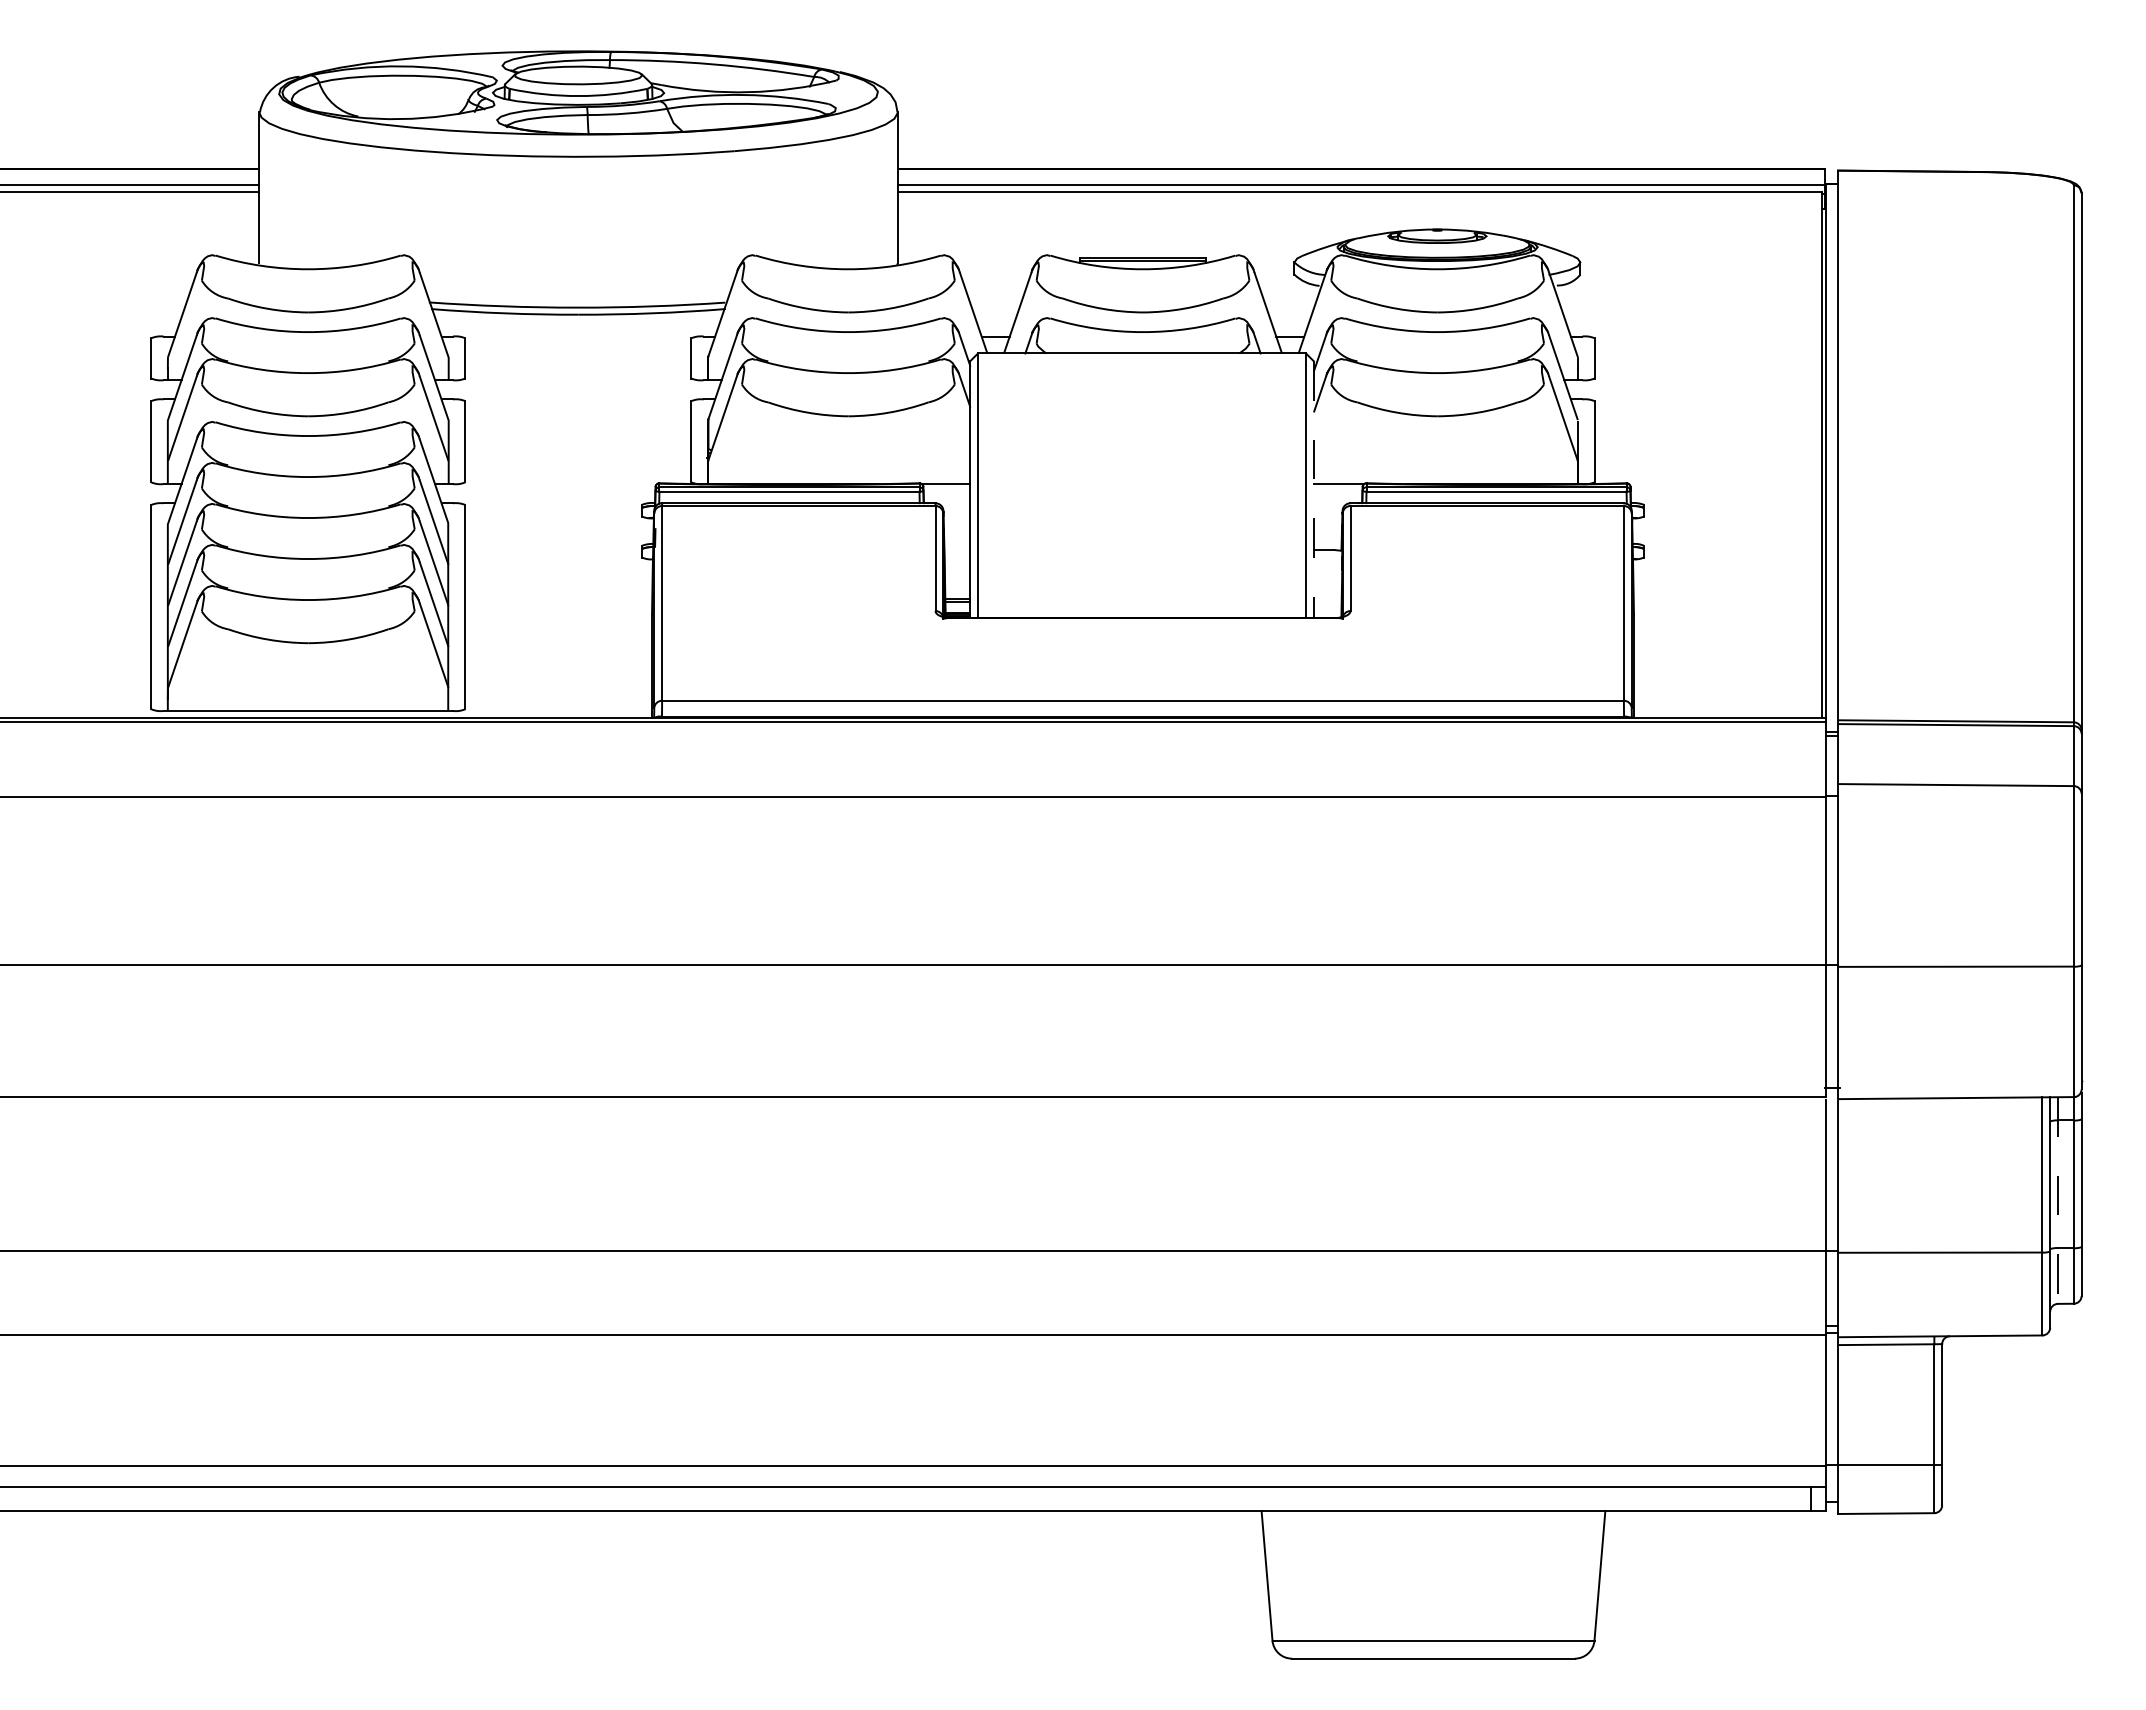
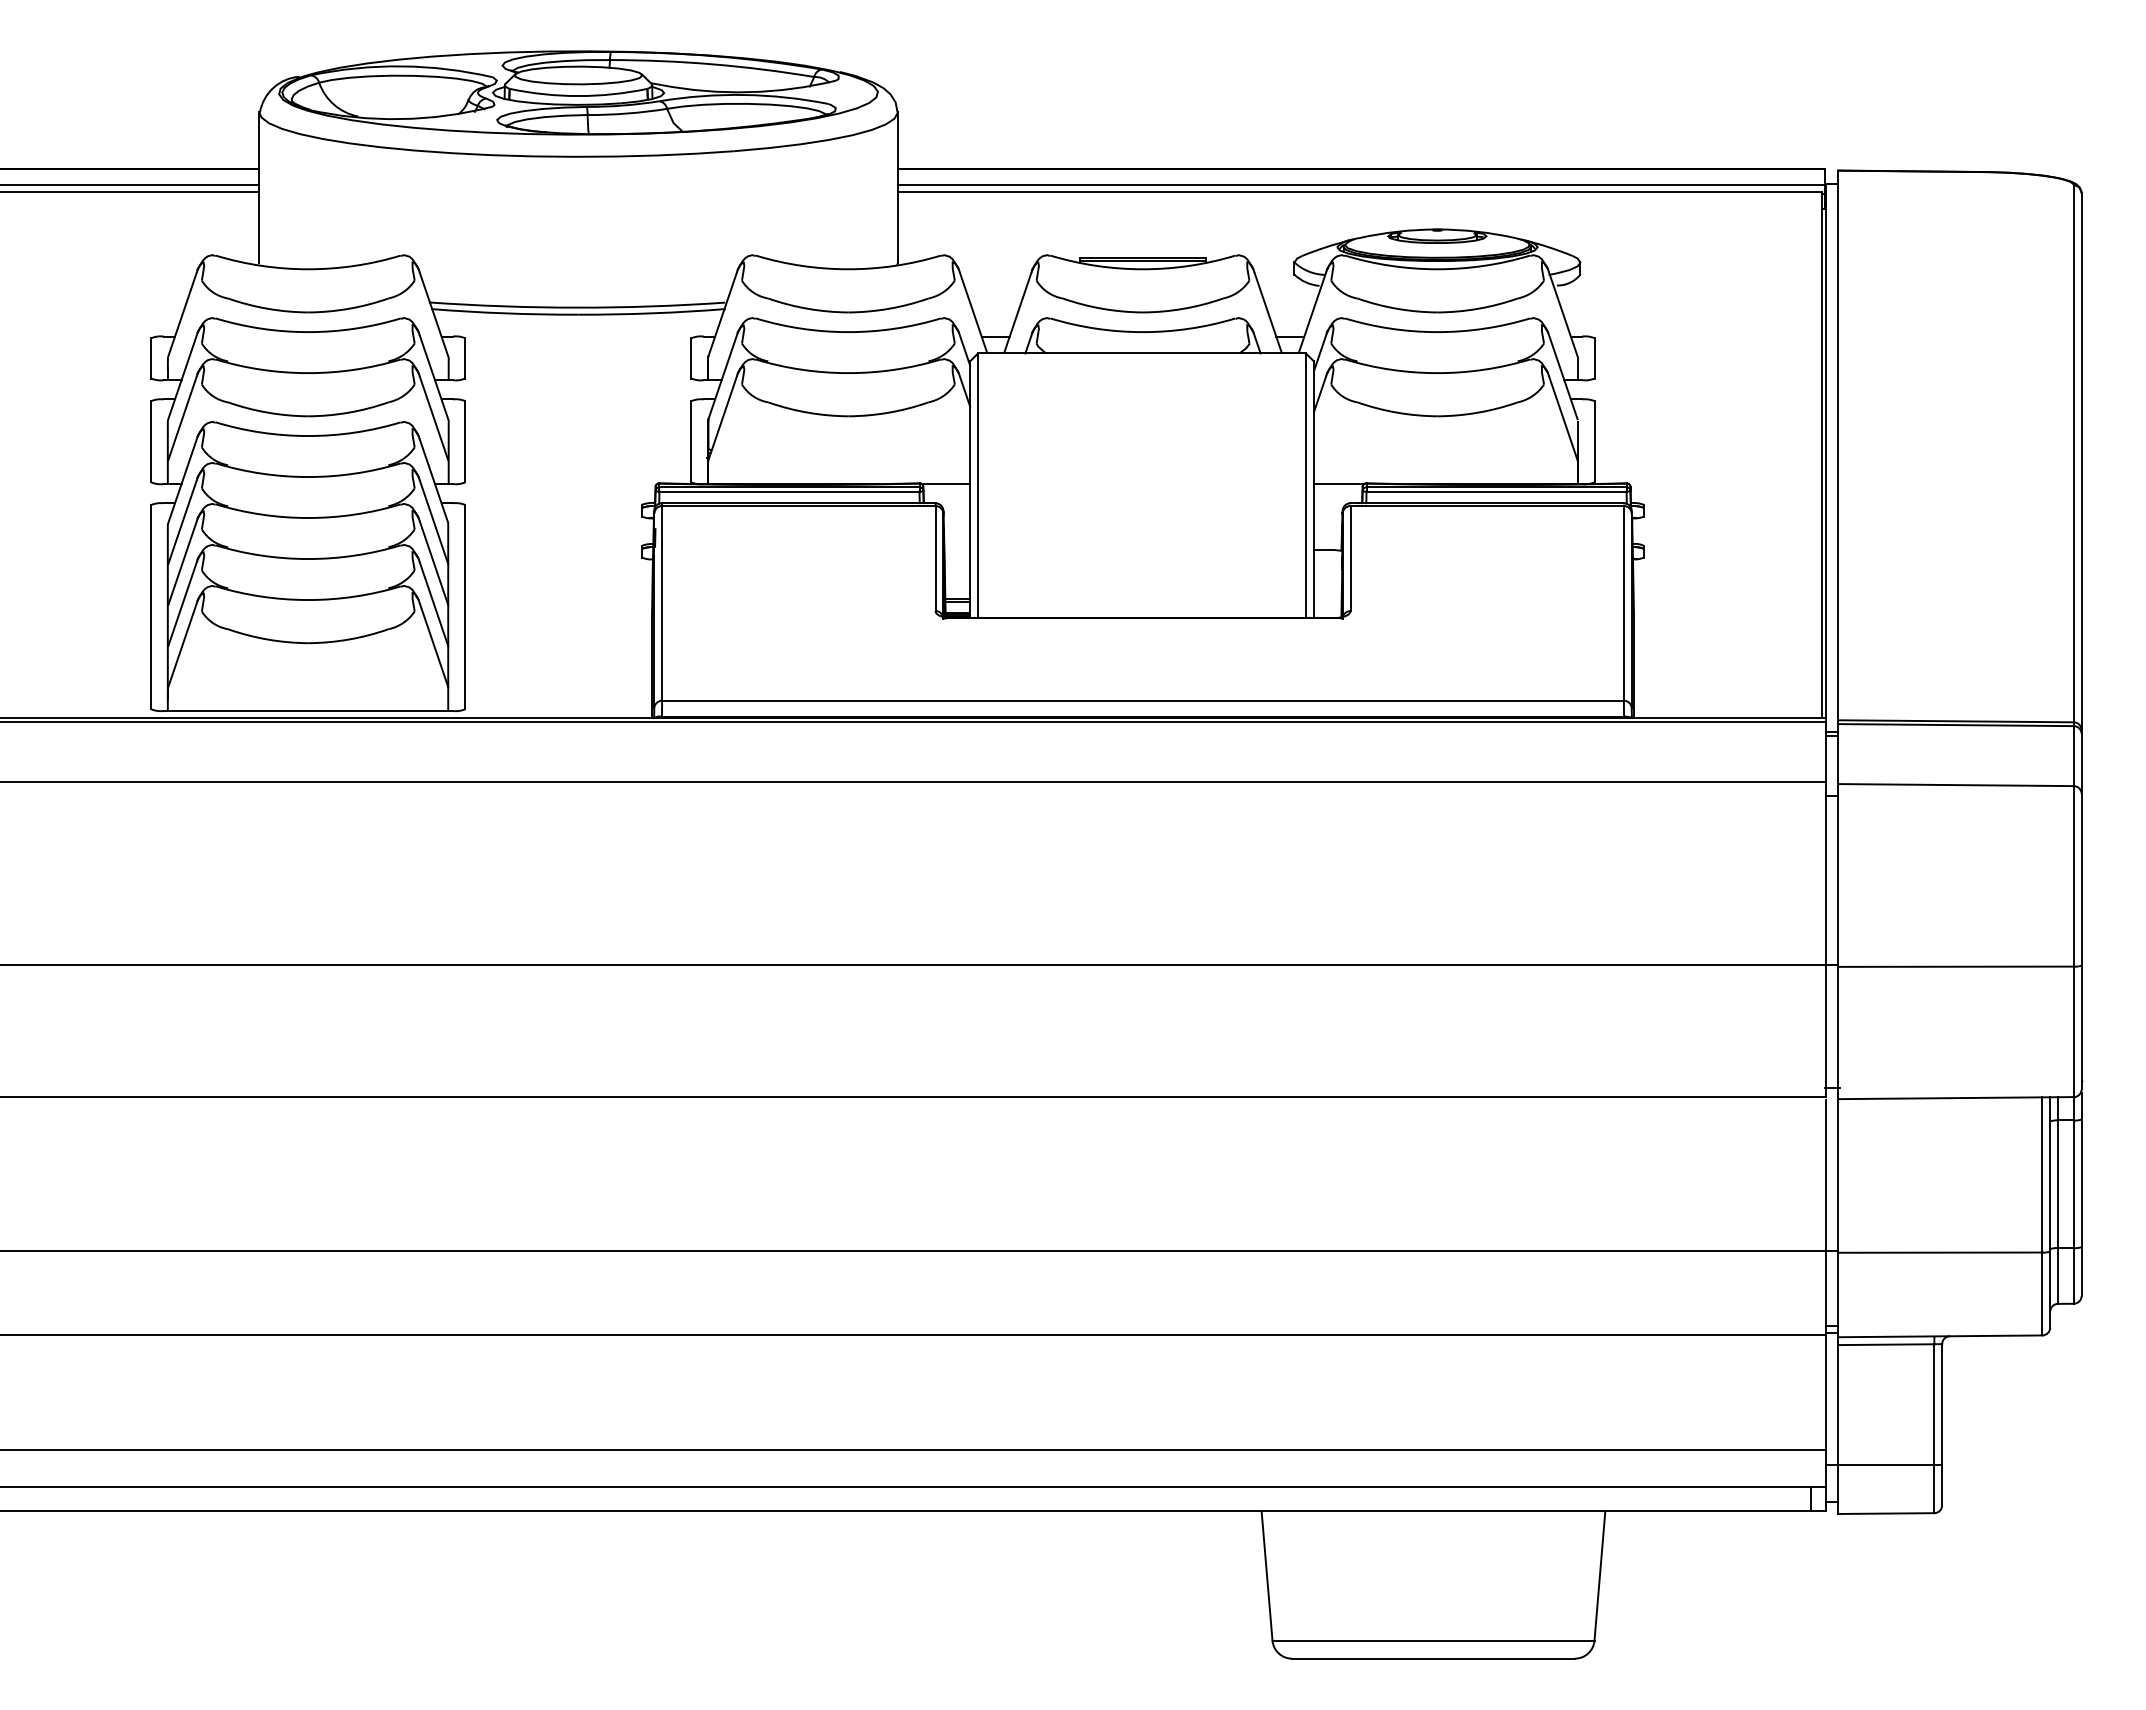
line: dashed -> solid (1313, 489)
line position: (914, 796) -> (914, 781) (914, 781)
line: dashed -> solid (2058, 1201)
line position: (914, 1465) -> (914, 1449) (914, 1449)
